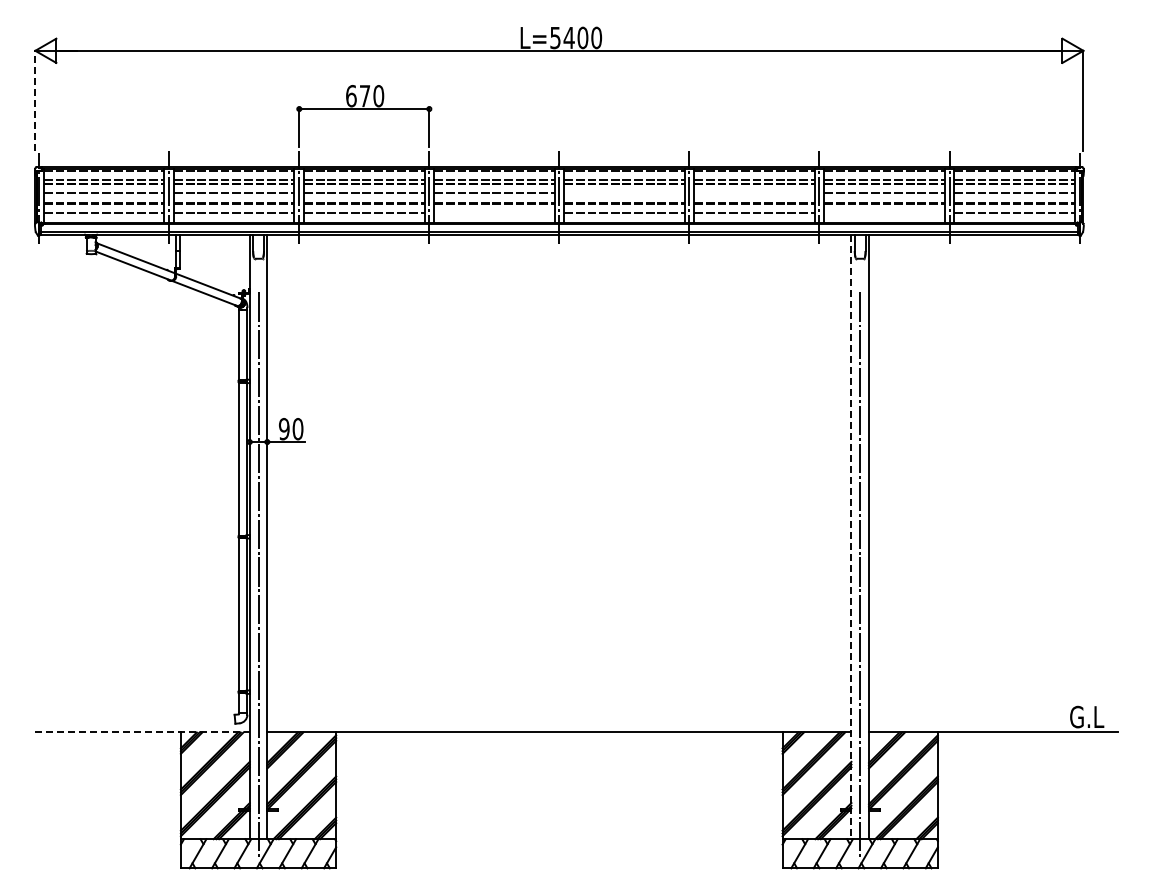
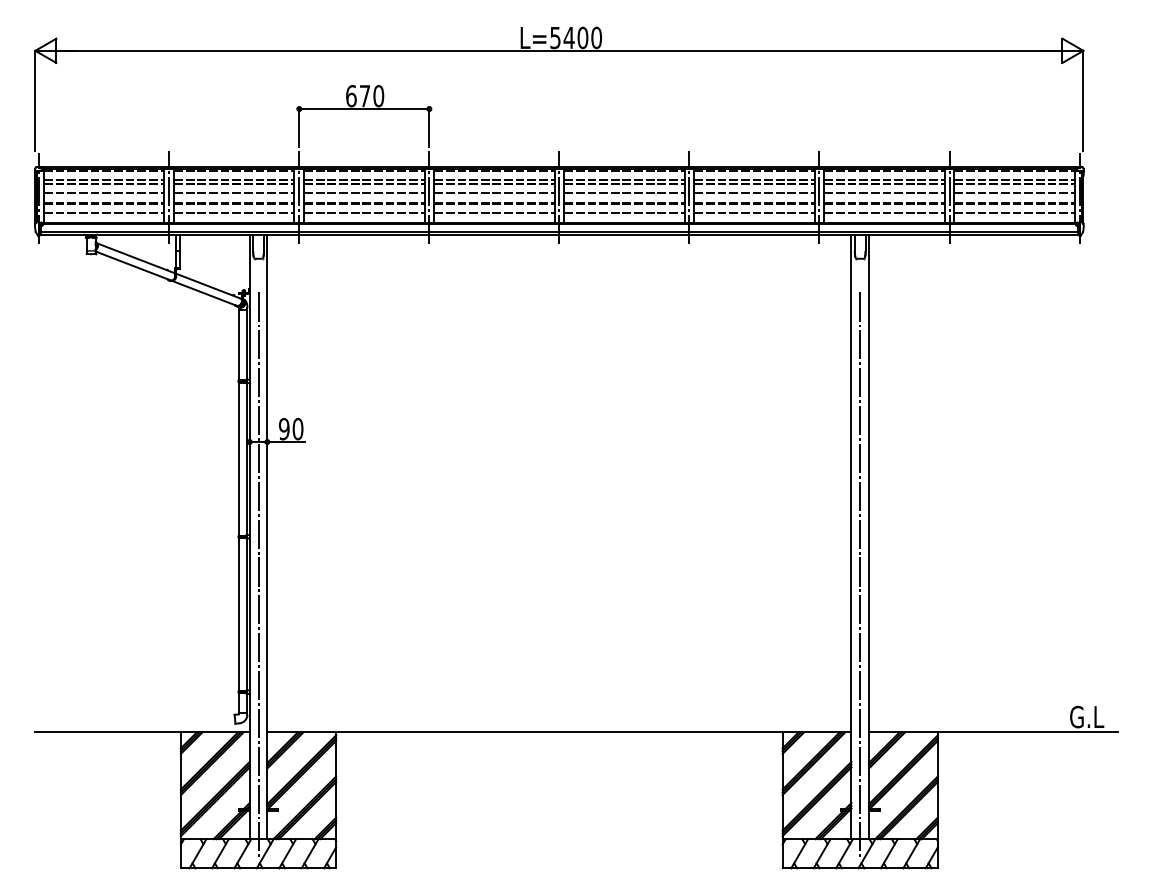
line: dashed -> solid (35, 100)
line: none -> present (624, 192)
line: none -> present (754, 192)
line: none -> present (494, 212)
line: none -> present (884, 212)
line: dashed -> solid (851, 537)
line: dashed -> solid (142, 732)
